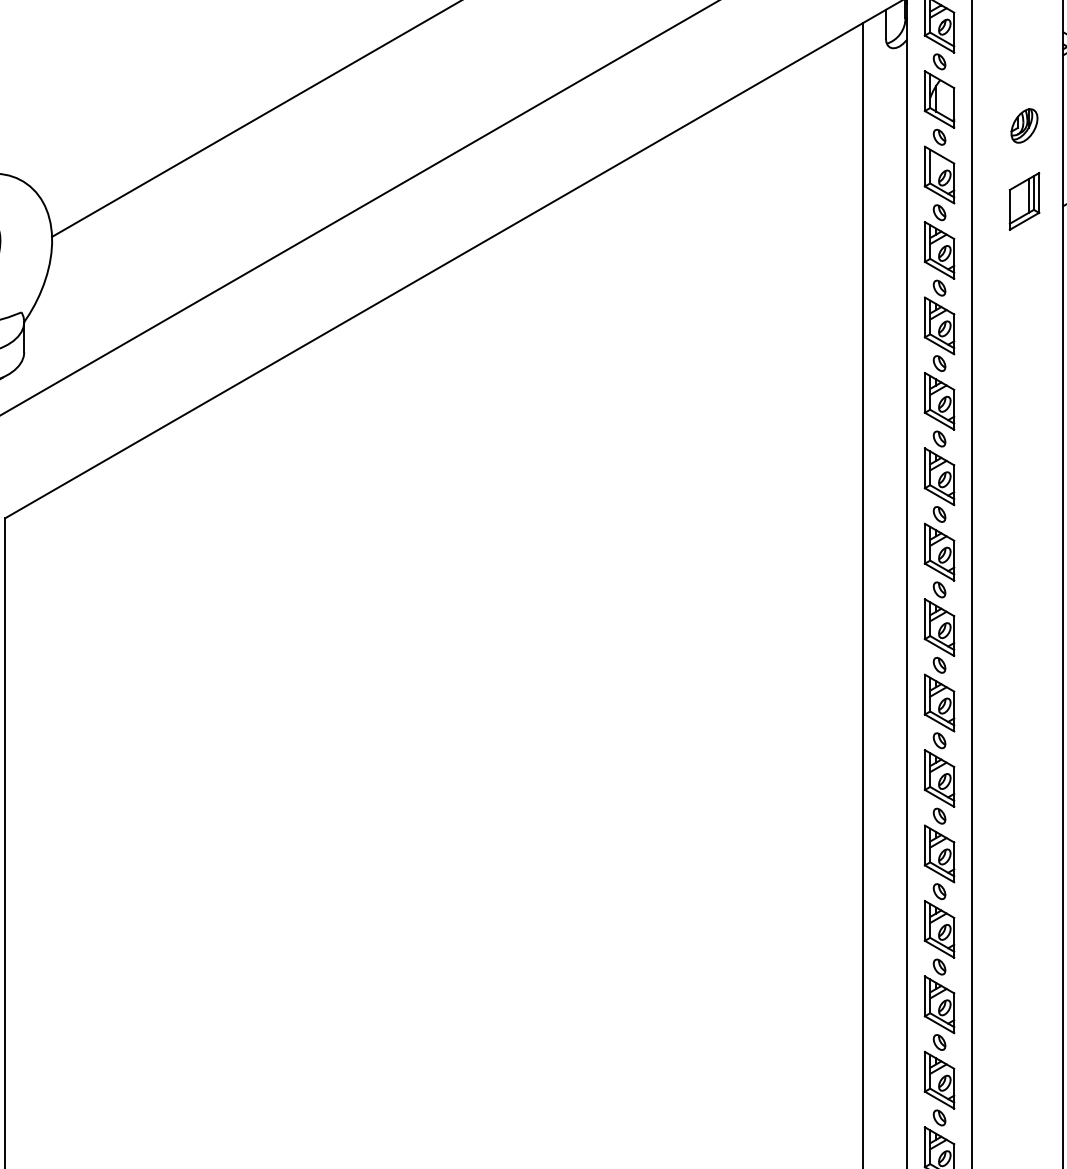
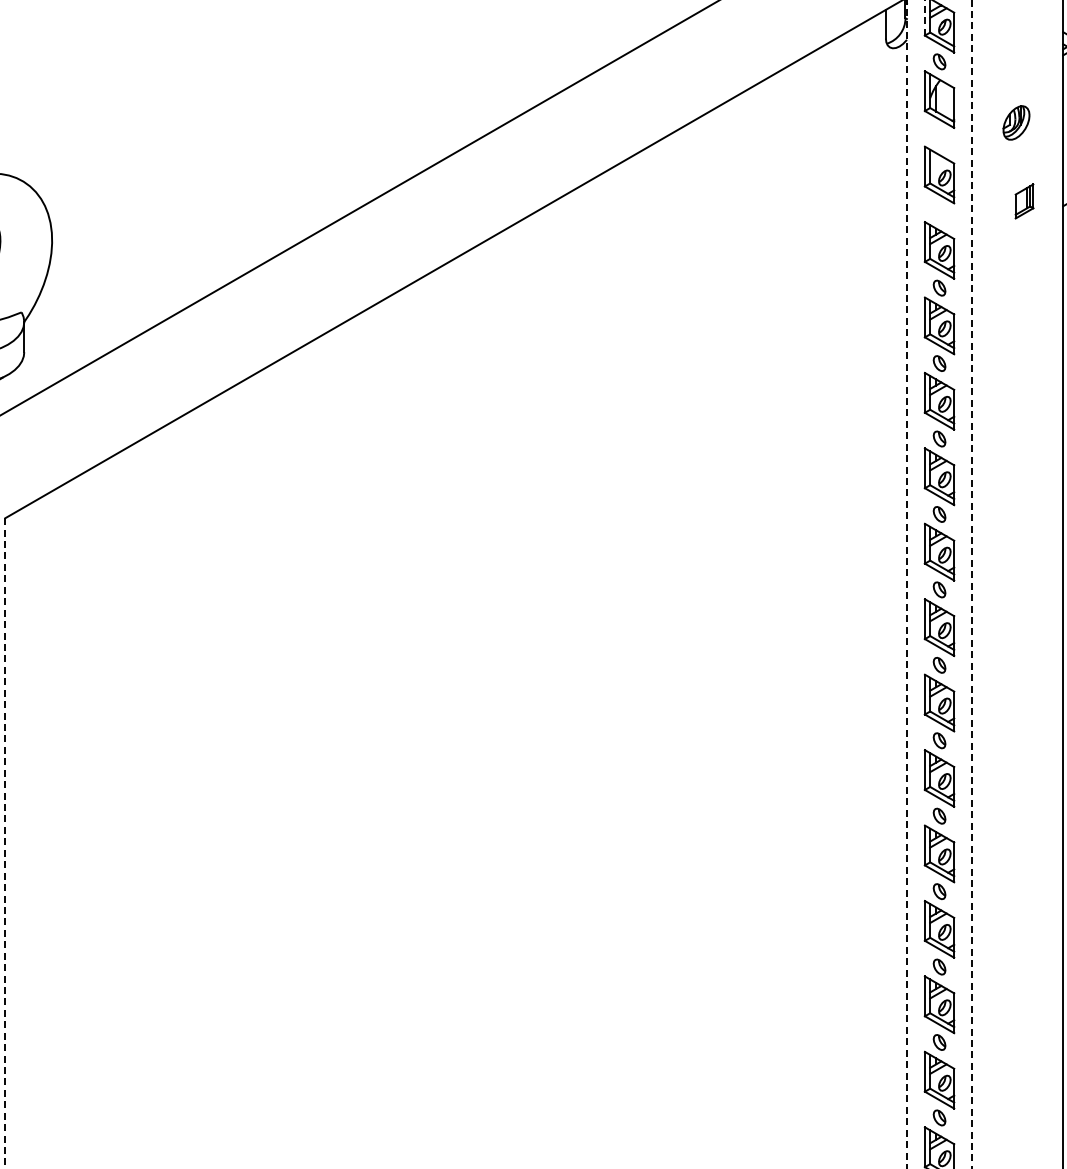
line: solid -> dashed (924, 17)
line: present -> none (255, 119)
part position: (1024, 125) -> (1016, 122) (1016, 122)
part: present -> none (939, 136)
part size: 33x59 px -> 21x37 px (1024, 201)
part: present -> none (939, 212)
line: solid -> dashed (906, 584)
line: solid -> dashed (972, 584)
line: present -> none (863, 594)
line: solid -> dashed (5, 843)
